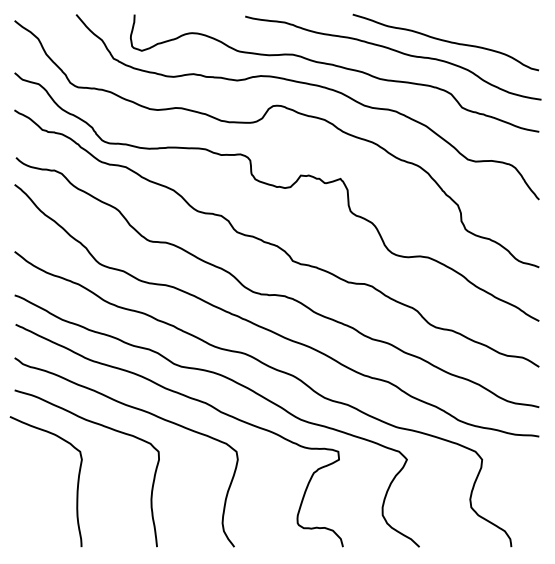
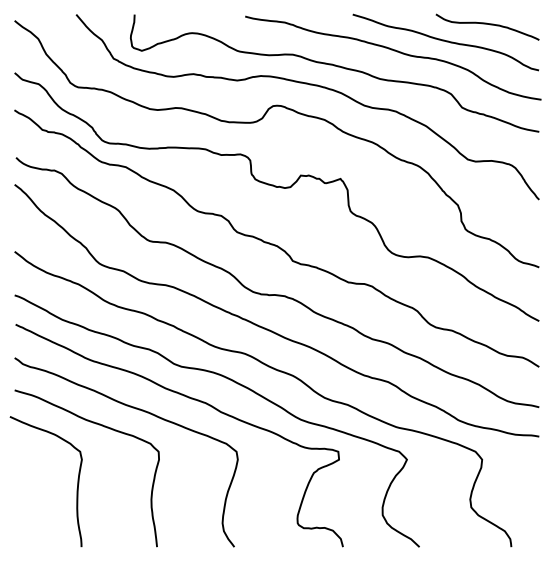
curve: none -> present (487, 24)
